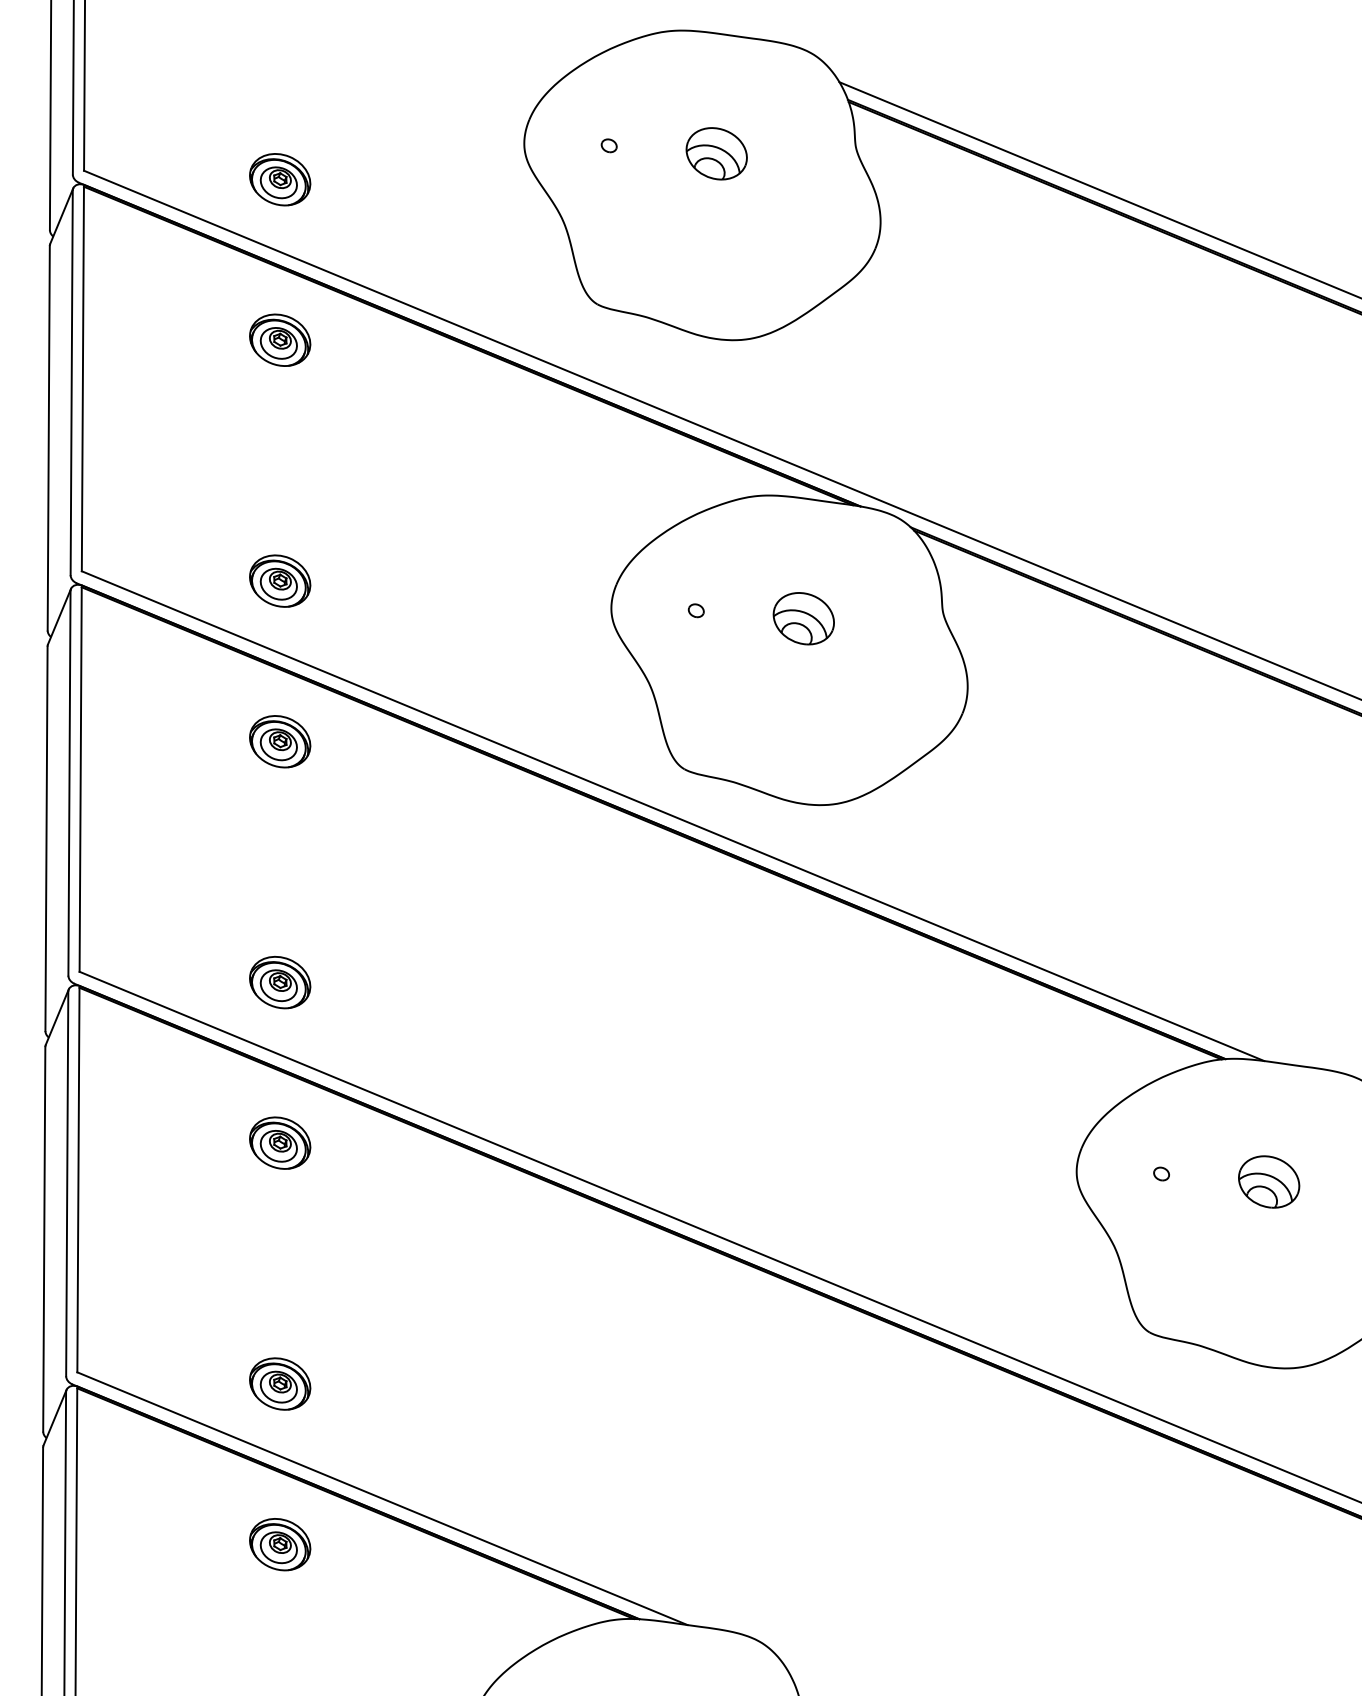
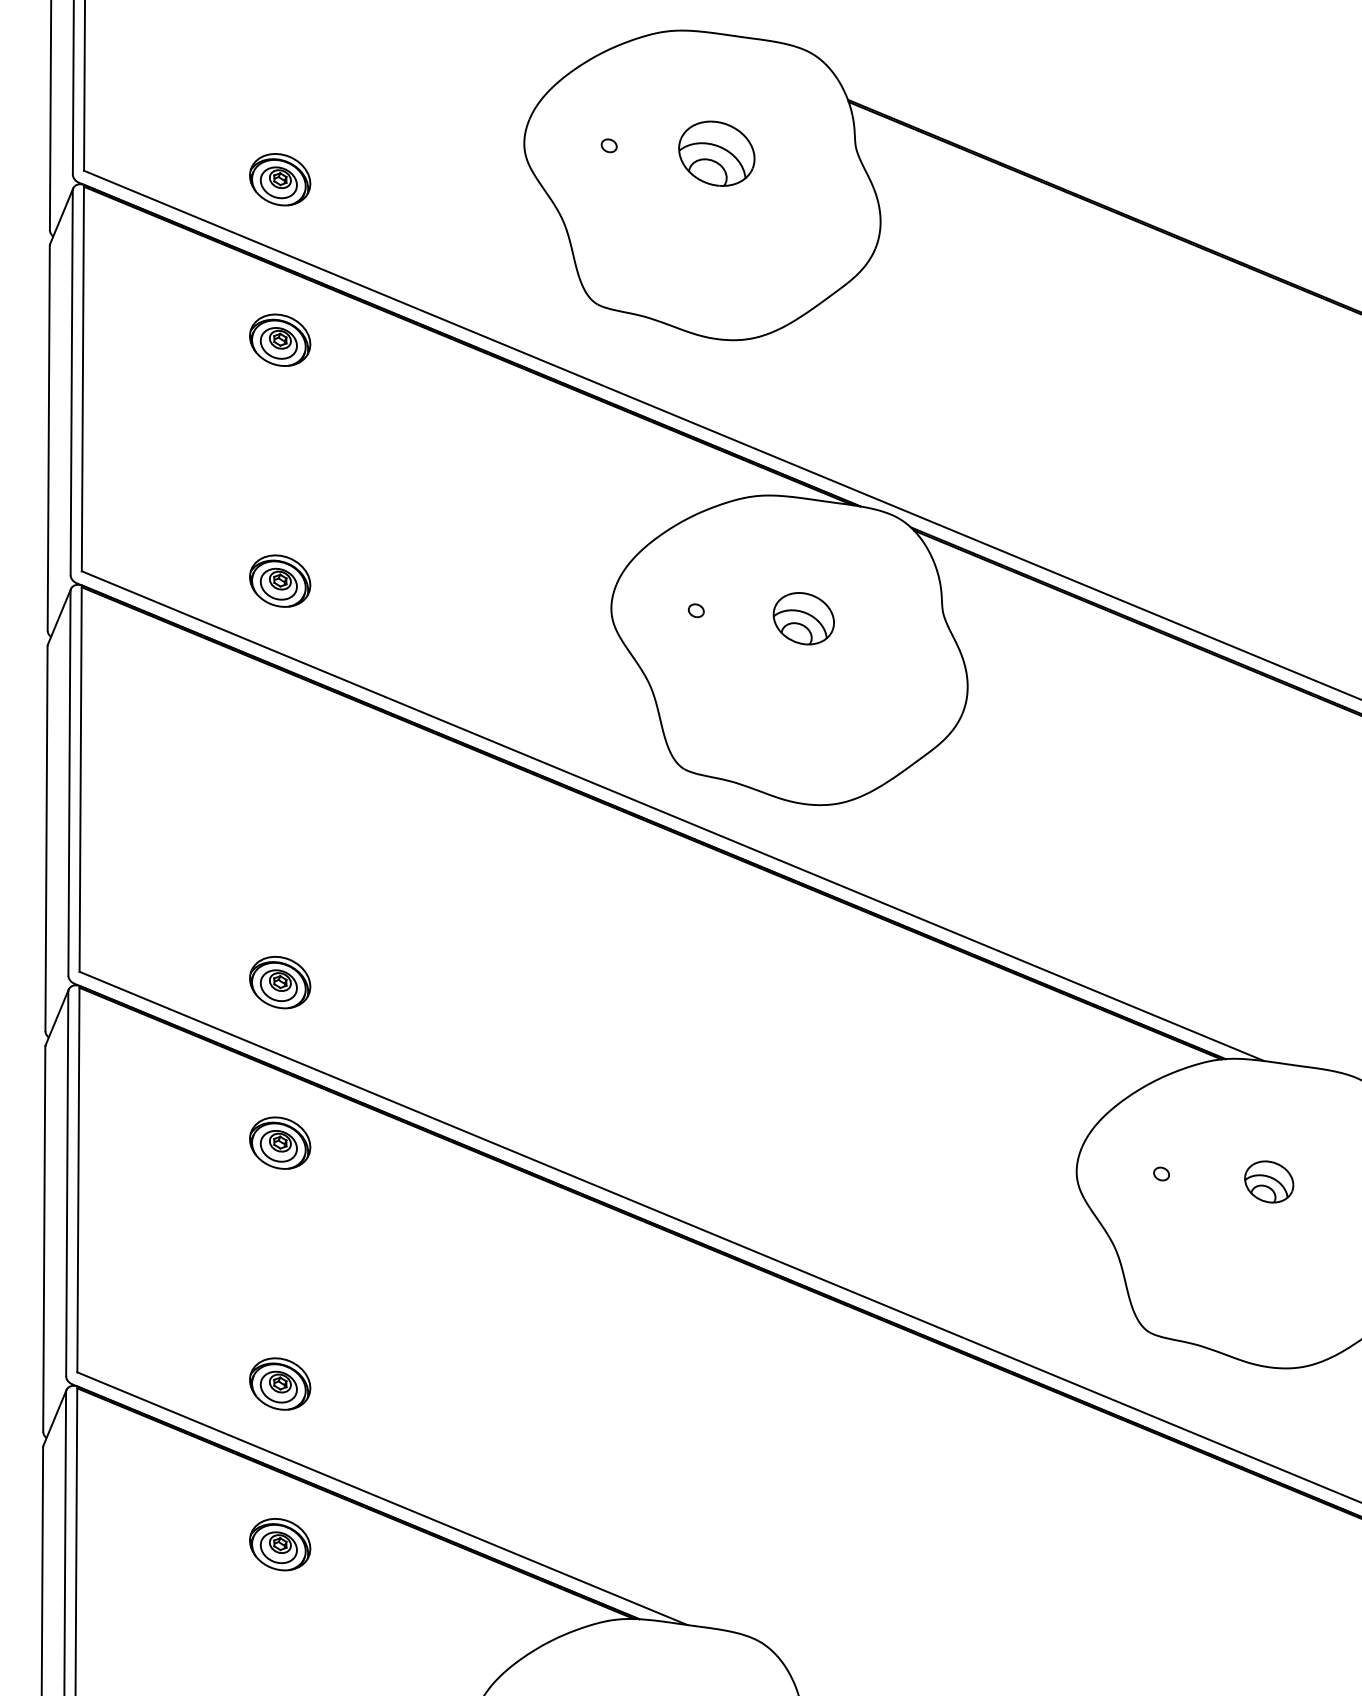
part size: 63x54 px -> 78x67 px (716, 153)
line: present -> none (1098, 189)
part: present -> none (280, 741)
part size: 63x54 px -> 51x44 px (1269, 1181)
